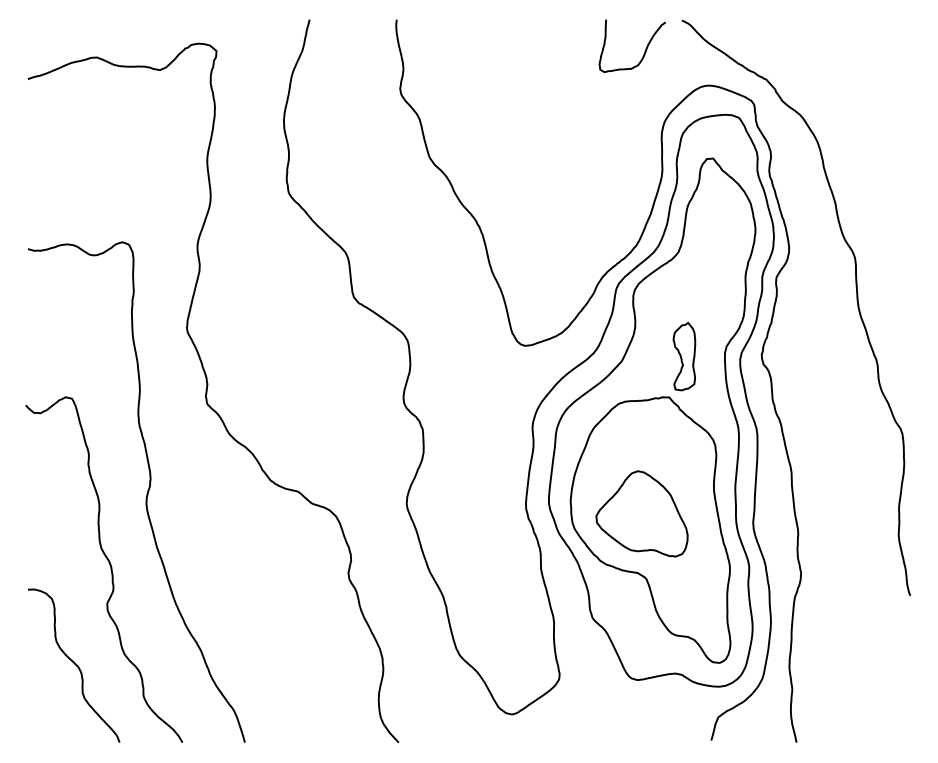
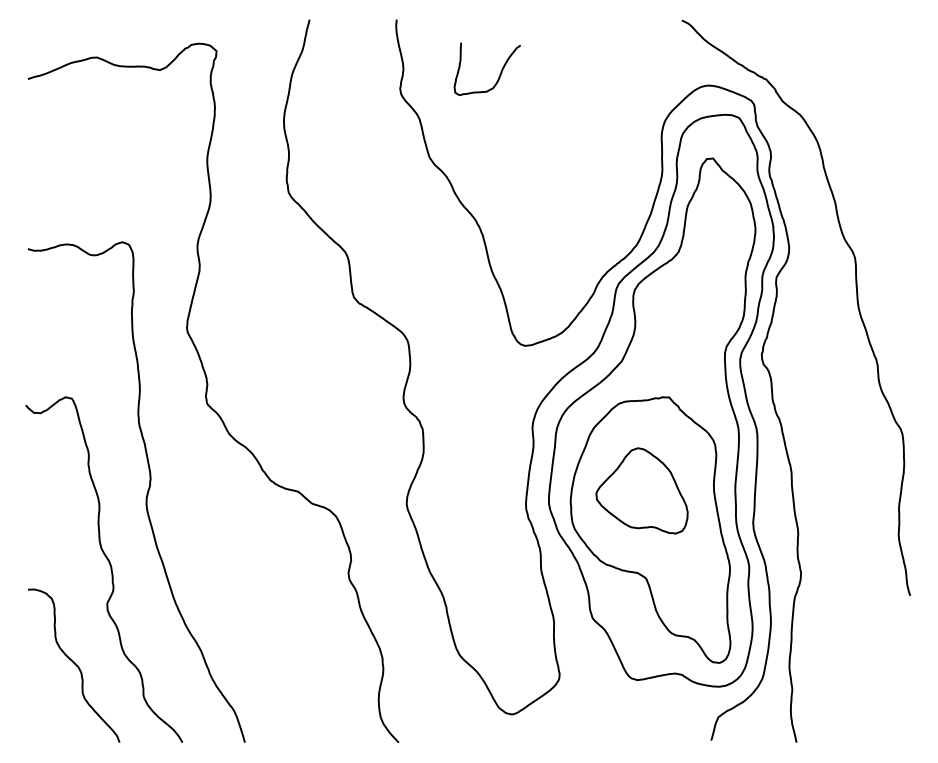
curve position: (645, 48) -> (500, 71) (500, 71)
part: present -> none (684, 356)
part position: (641, 513) -> (641, 490) (641, 490)
